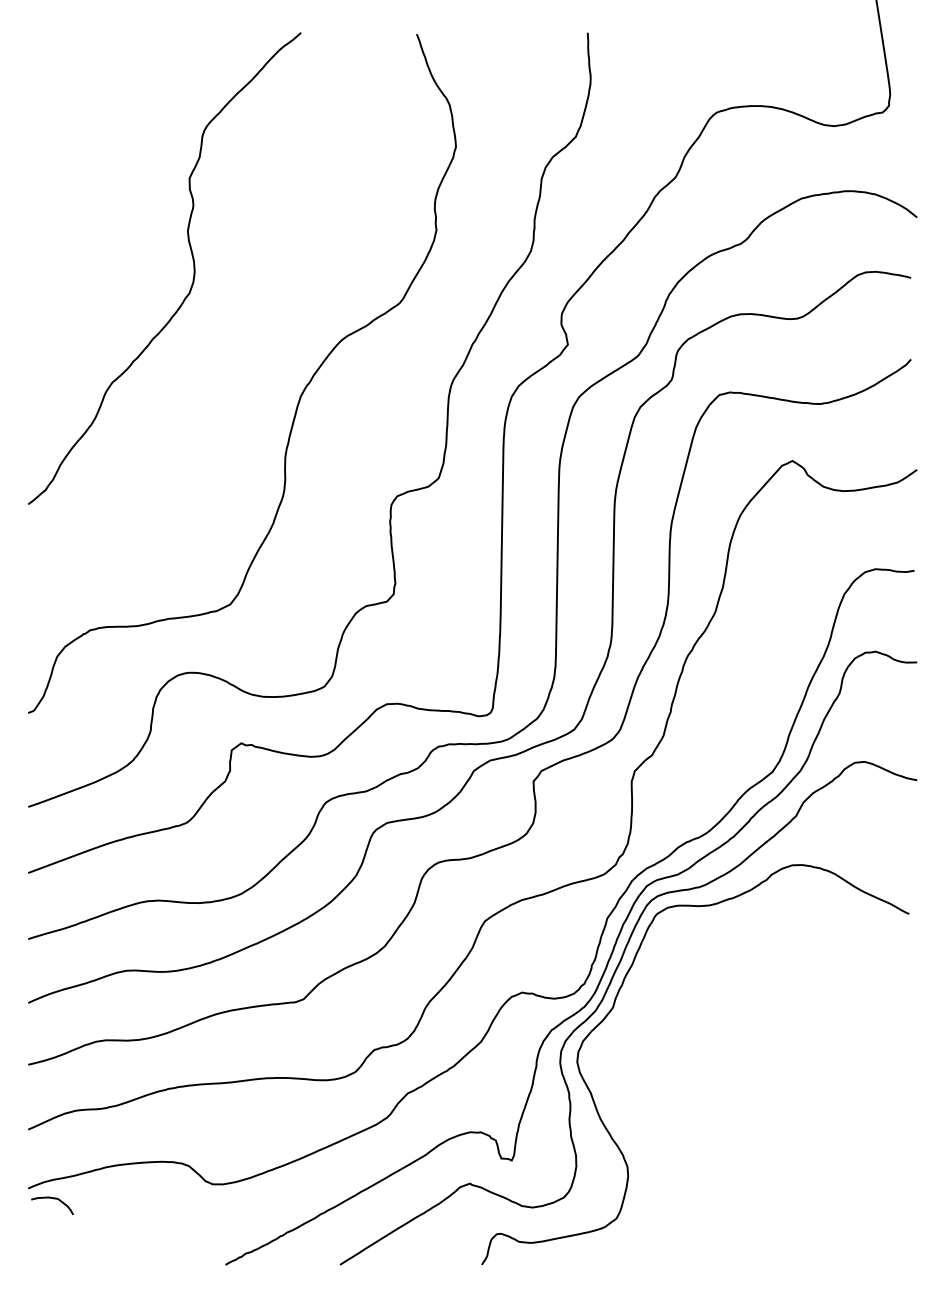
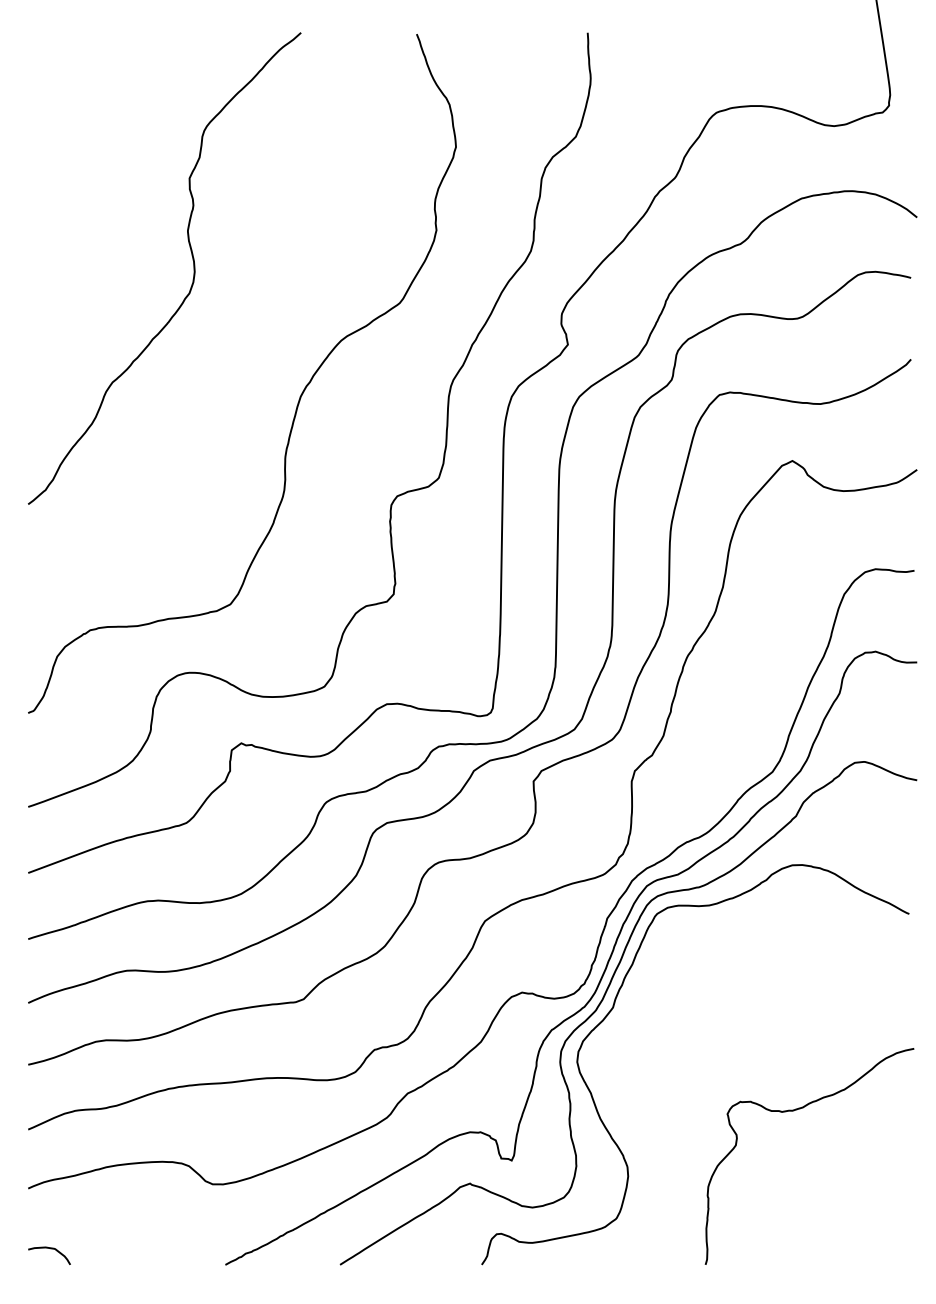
curve: none -> present (794, 1111)
curve position: (53, 1199) -> (50, 1249) (50, 1249)
